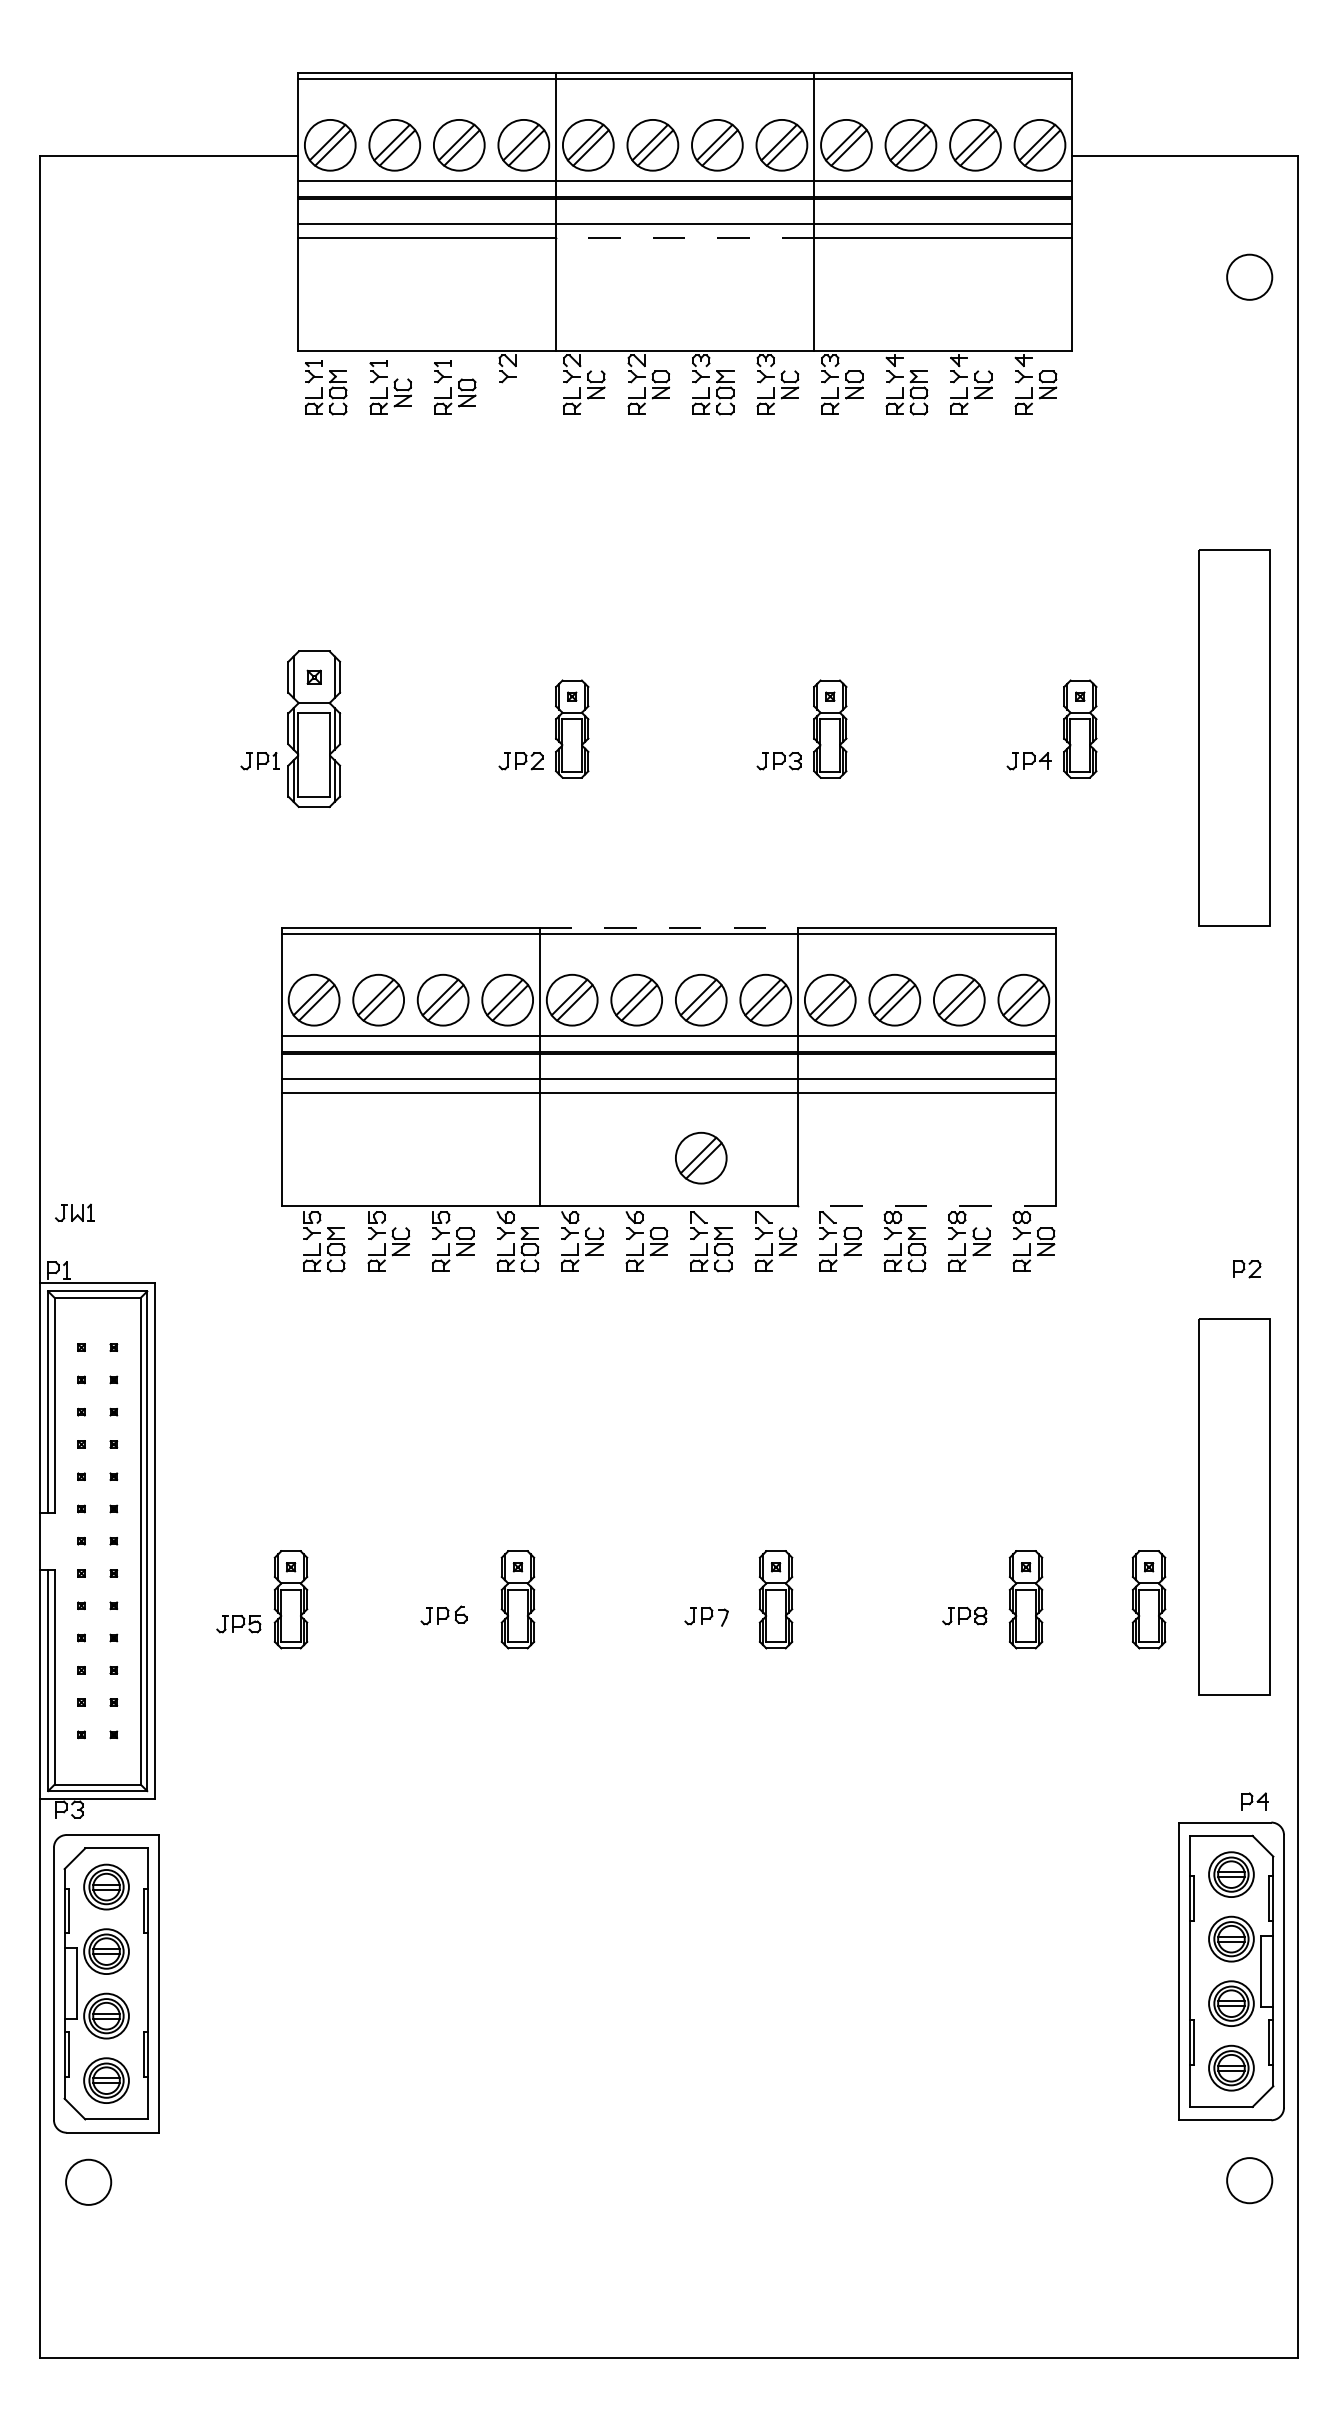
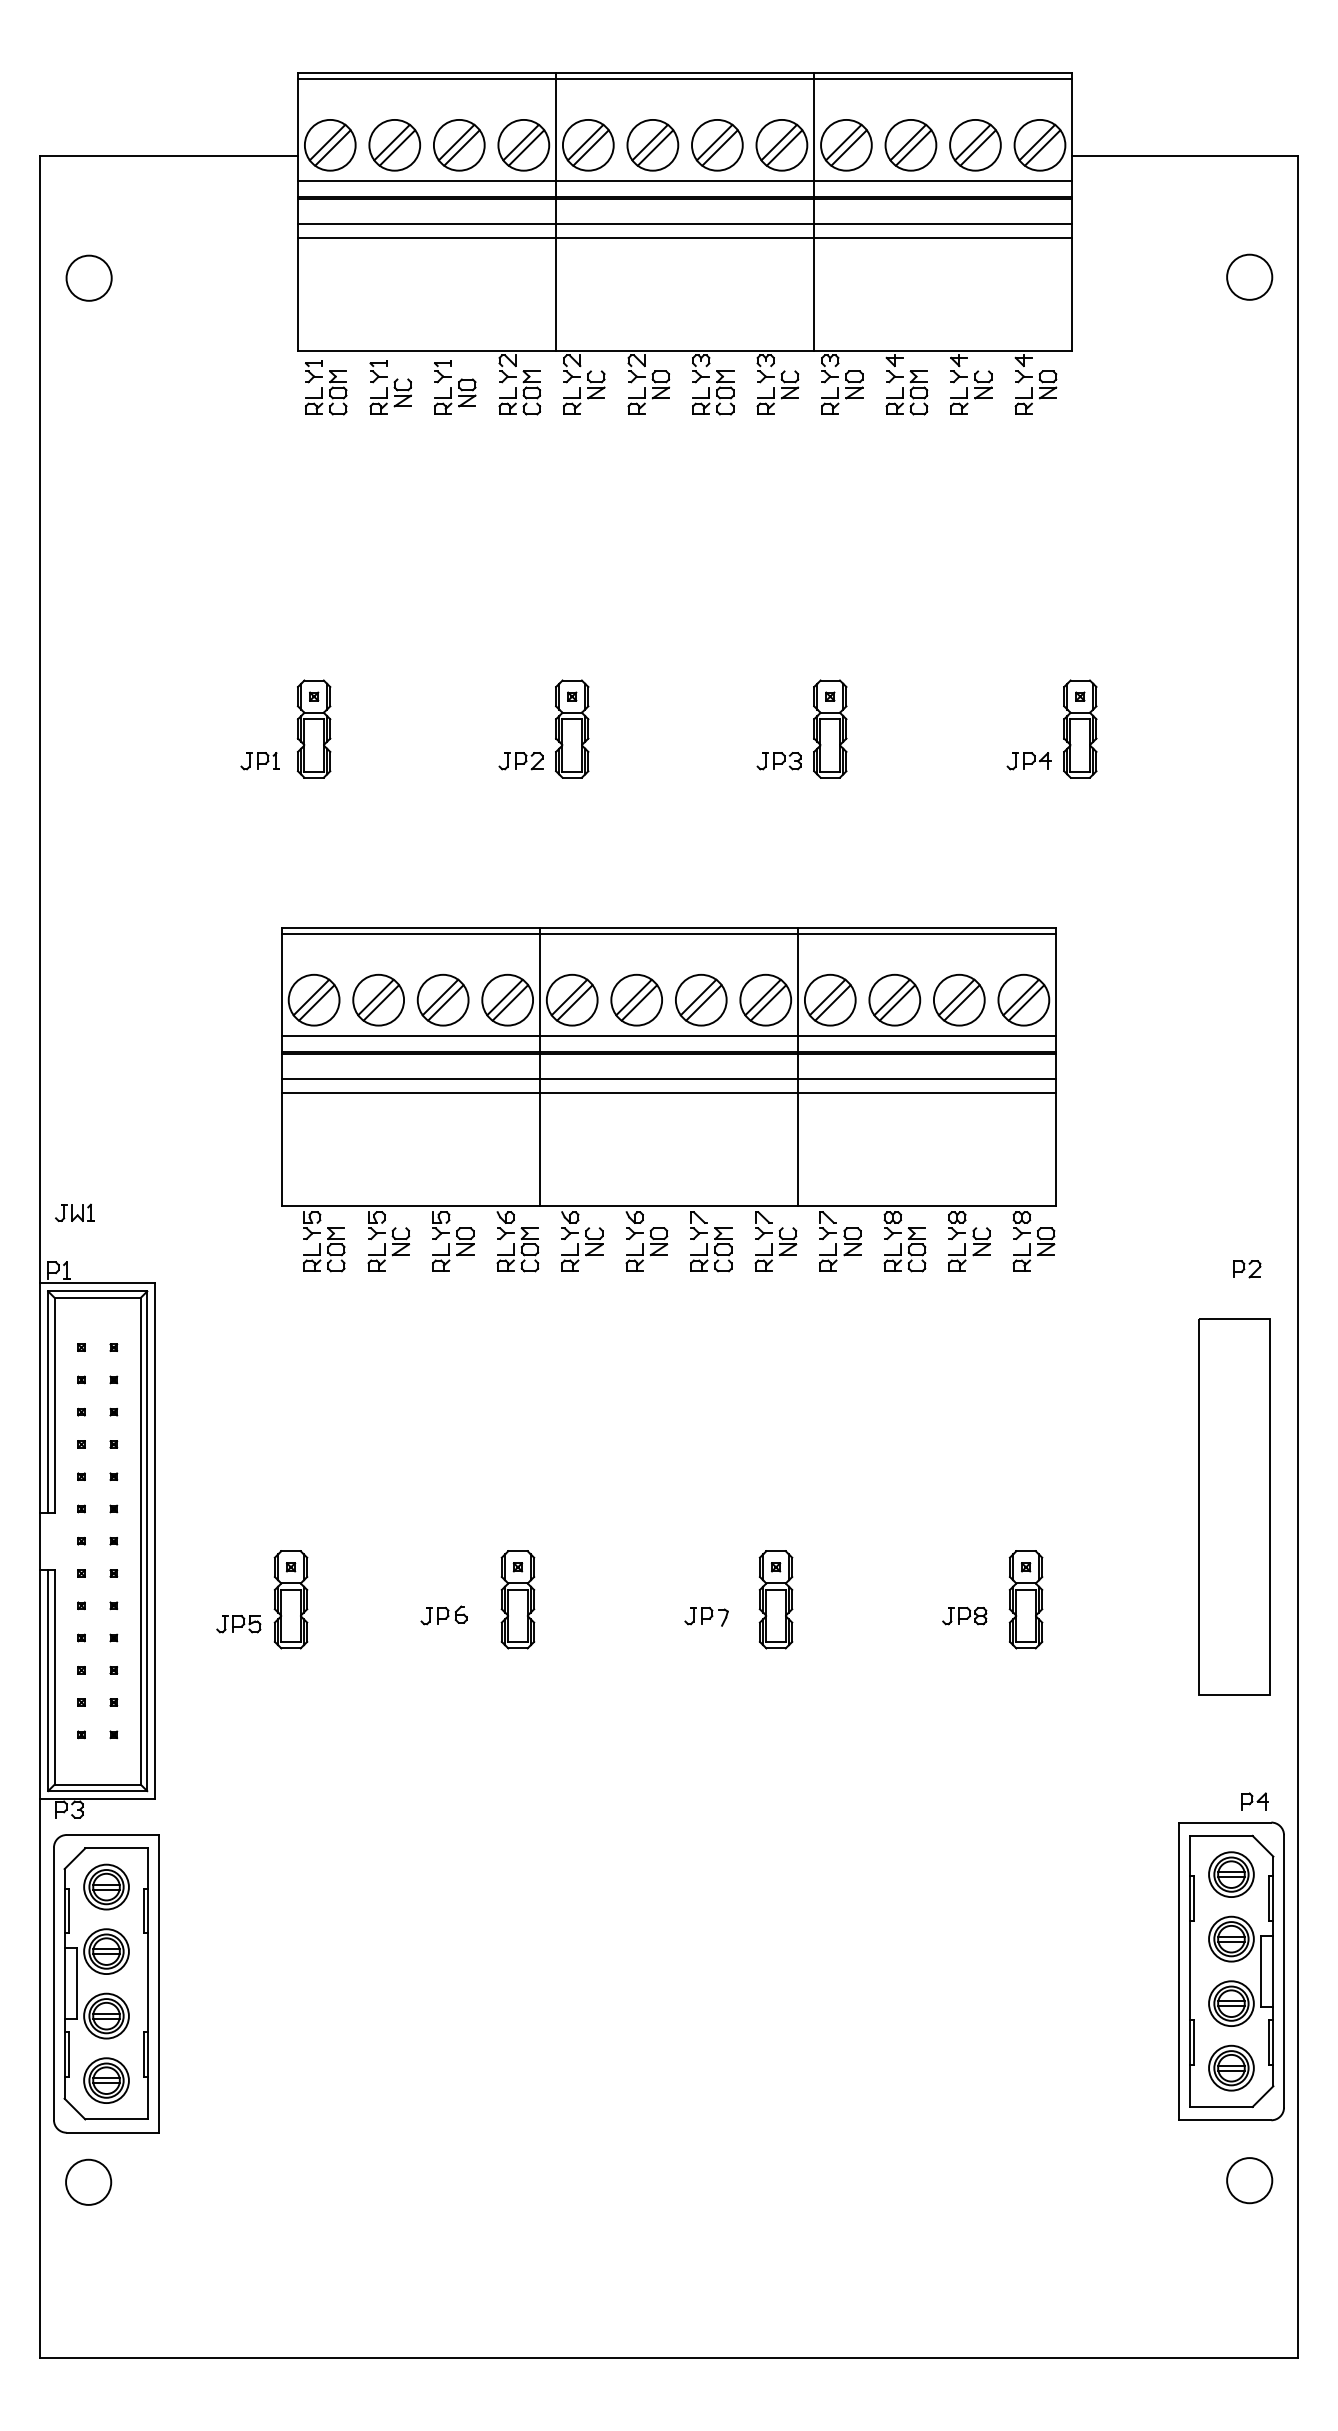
line: dashed -> solid (684, 238)
circle: none -> present (88, 277)
part: none -> present (519, 392)
part size: 55x158 px -> 36x100 px (313, 728)
part: present -> none (1234, 737)
line: dashed -> solid (669, 927)
part: present -> none (701, 1157)
line: dashed -> solid (926, 1205)
part: present -> none (1148, 1599)
